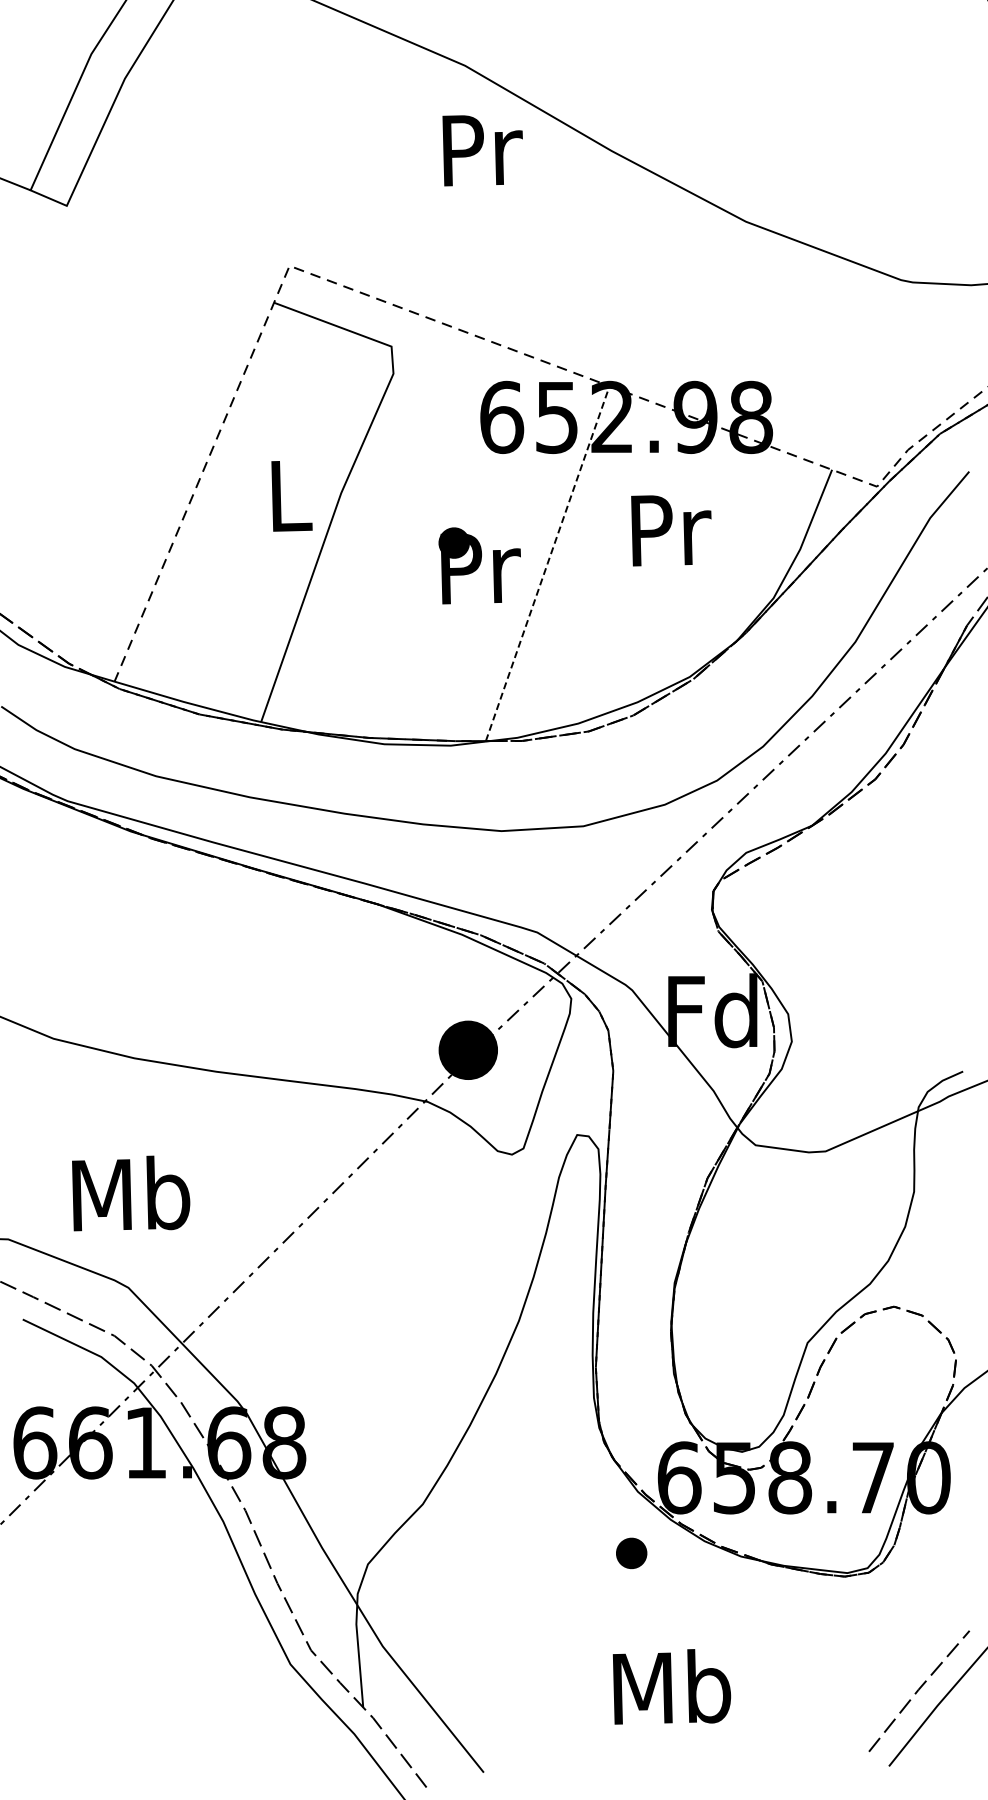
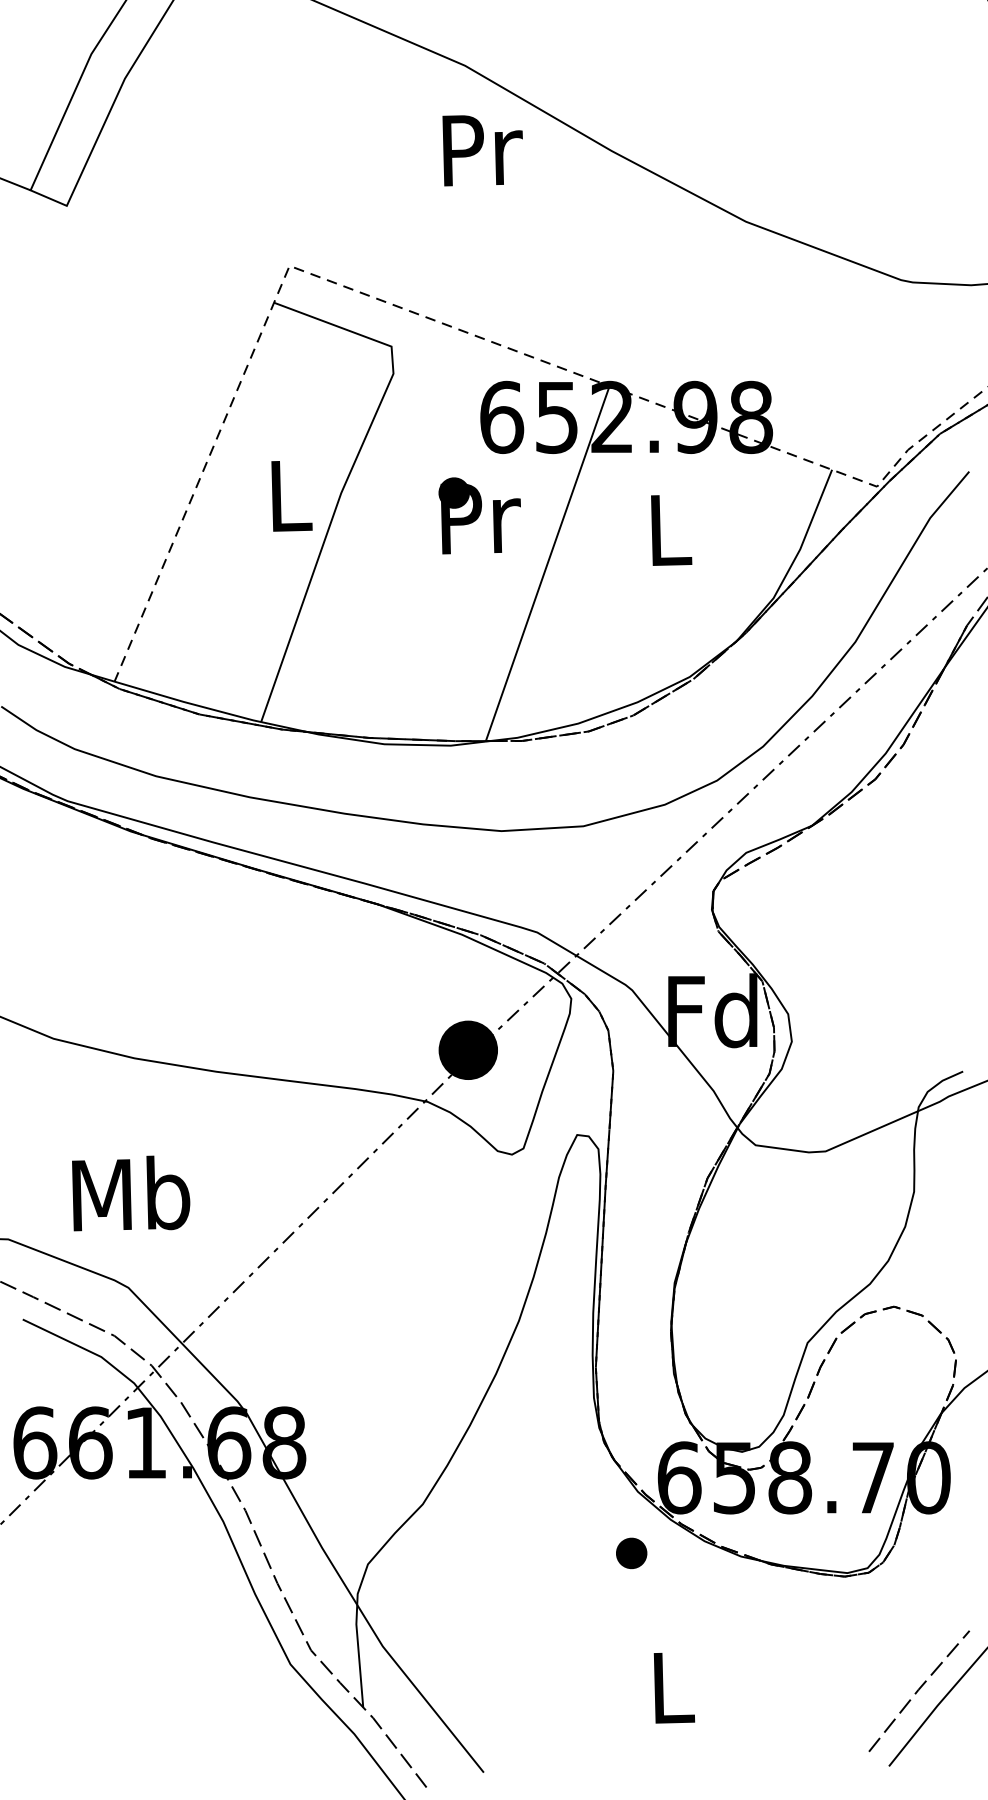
text: Pr -> L (671, 530)
line: dashed -> solid (547, 563)
text position: (479, 565) -> (479, 515) (479, 515)
text: Mb -> L (671, 1686)
